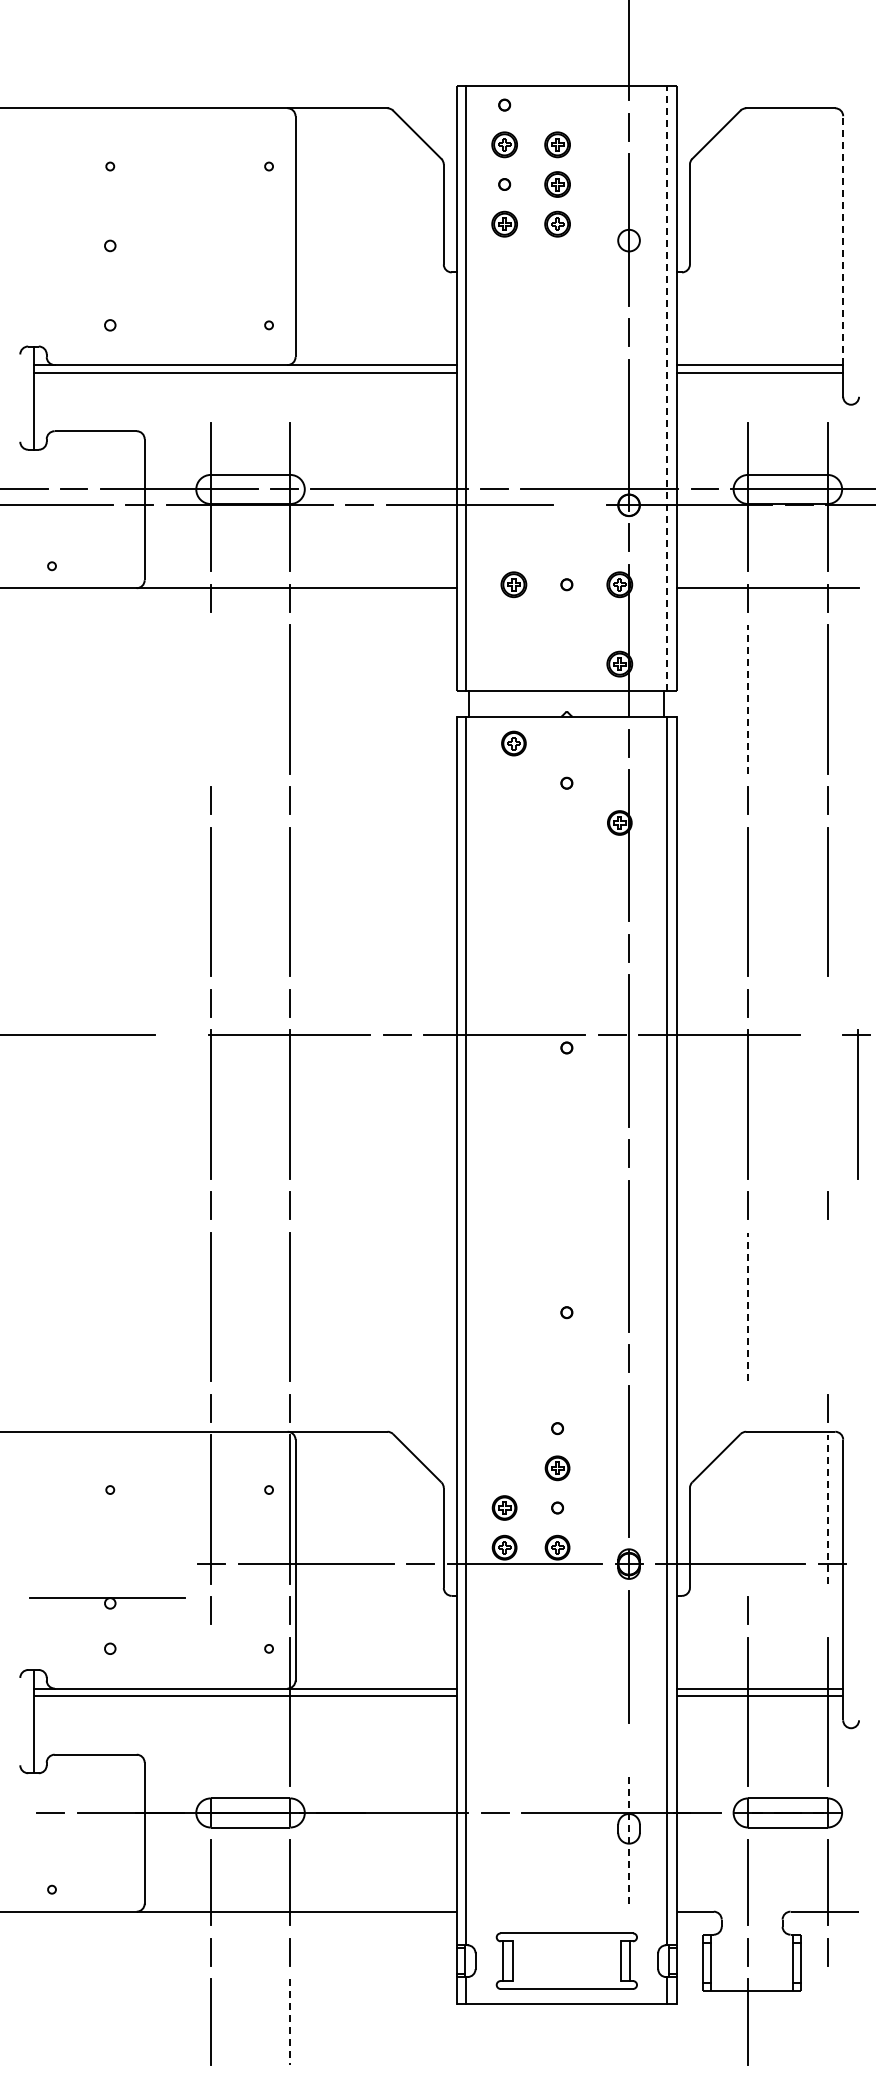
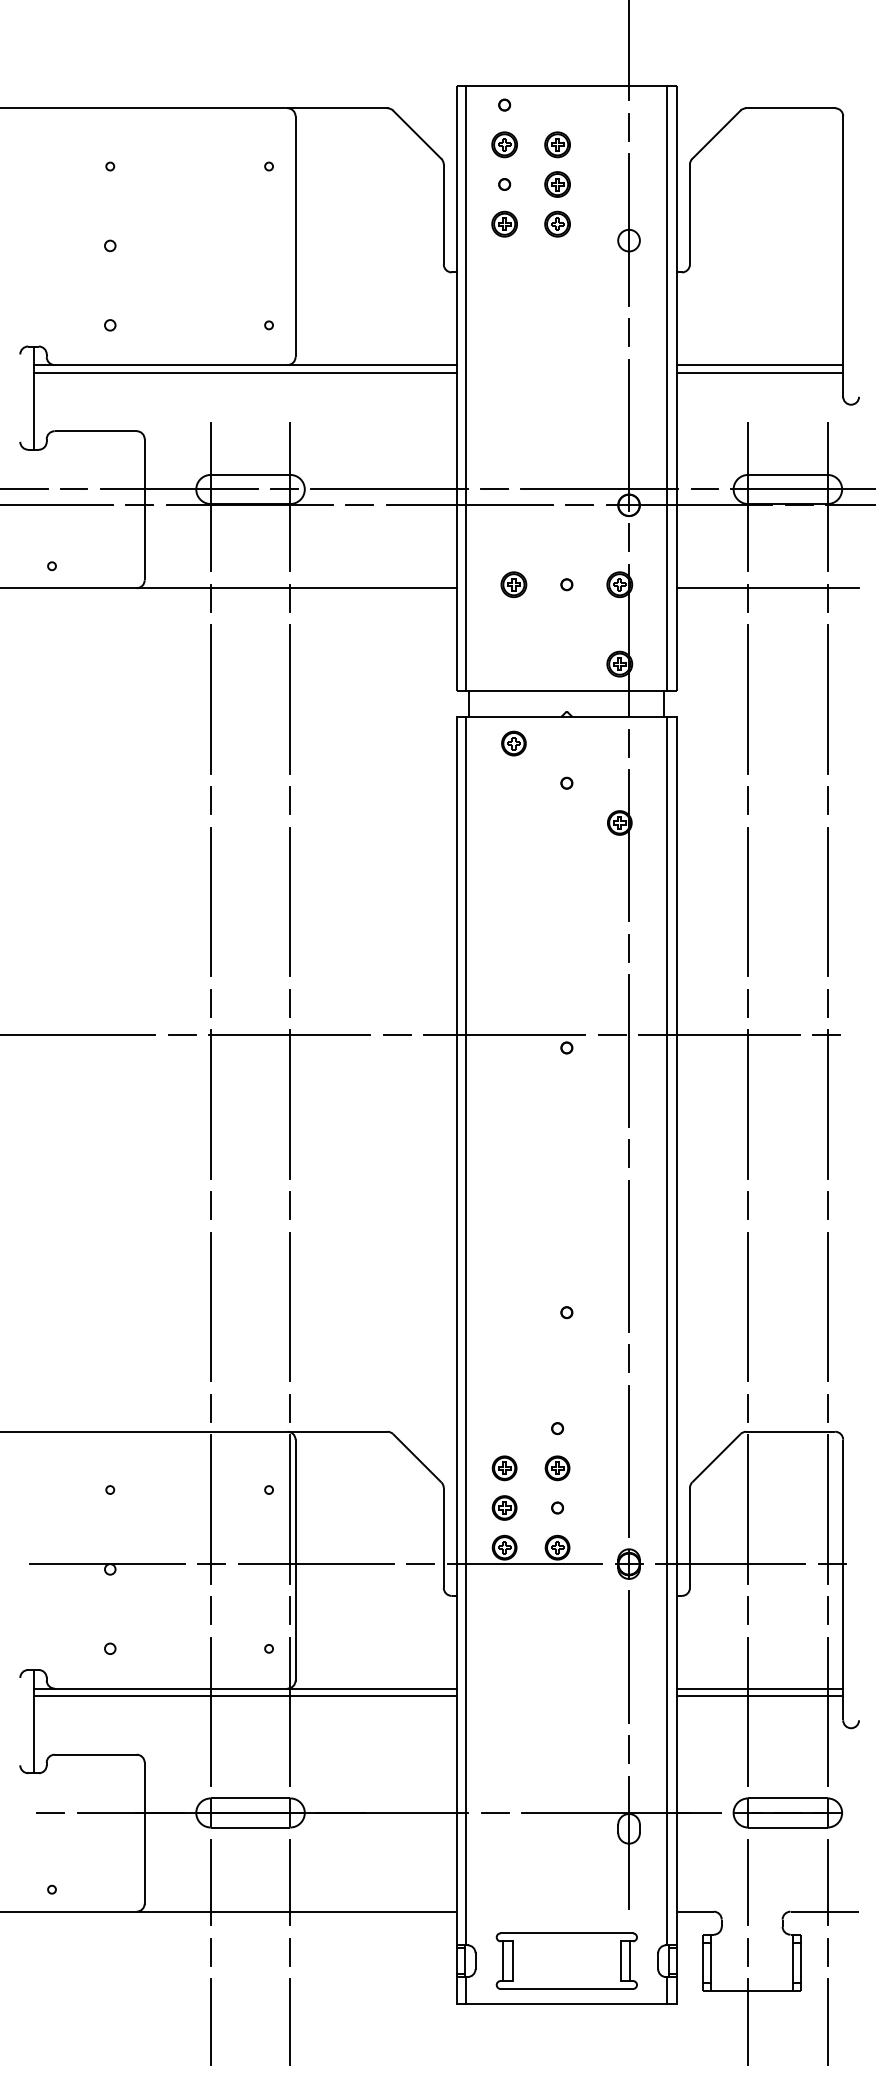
line: dashed -> solid (843, 240)
line: dashed -> solid (667, 387)
line: none -> present (579, 505)
line: dashed -> solid (748, 698)
line: none -> present (210, 699)
line: none -> present (827, 1002)
line: none -> present (182, 1034)
part position: (856, 1104) -> (826, 1104) (826, 1104)
line: dashed -> solid (748, 1306)
line: none -> present (827, 1306)
line: none -> present (748, 1407)
part: none -> present (504, 1468)
line: dashed -> solid (827, 1508)
line: none -> present (748, 1509)
part position: (107, 1603) -> (107, 1569) (107, 1569)
line: none -> present (827, 1610)
line: none -> present (210, 1711)
line: none -> present (629, 1749)
line: dashed -> solid (629, 1842)
line: none -> present (827, 2021)
line: dashed -> solid (290, 2022)
